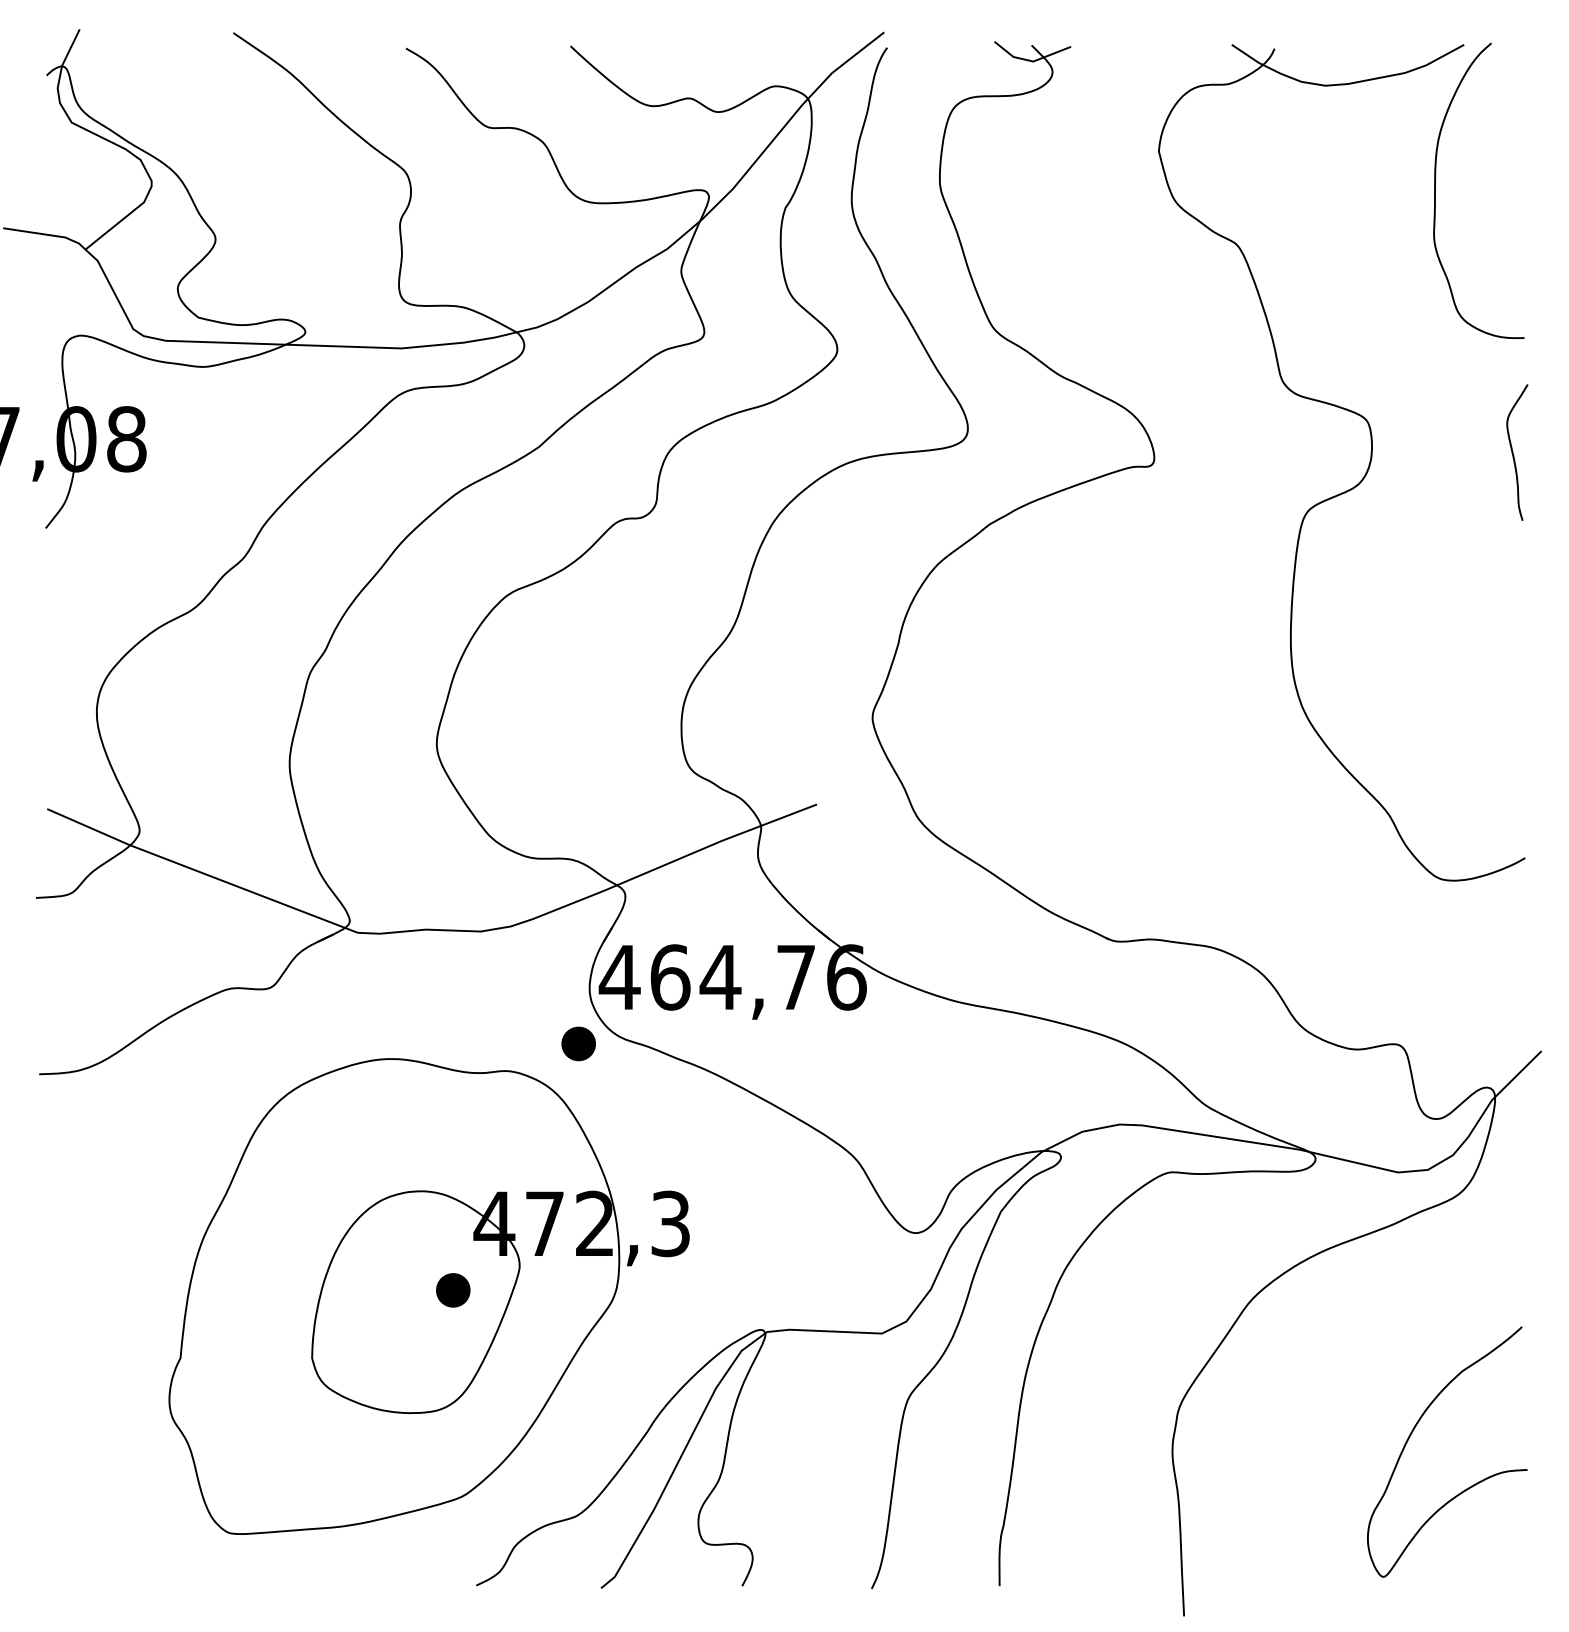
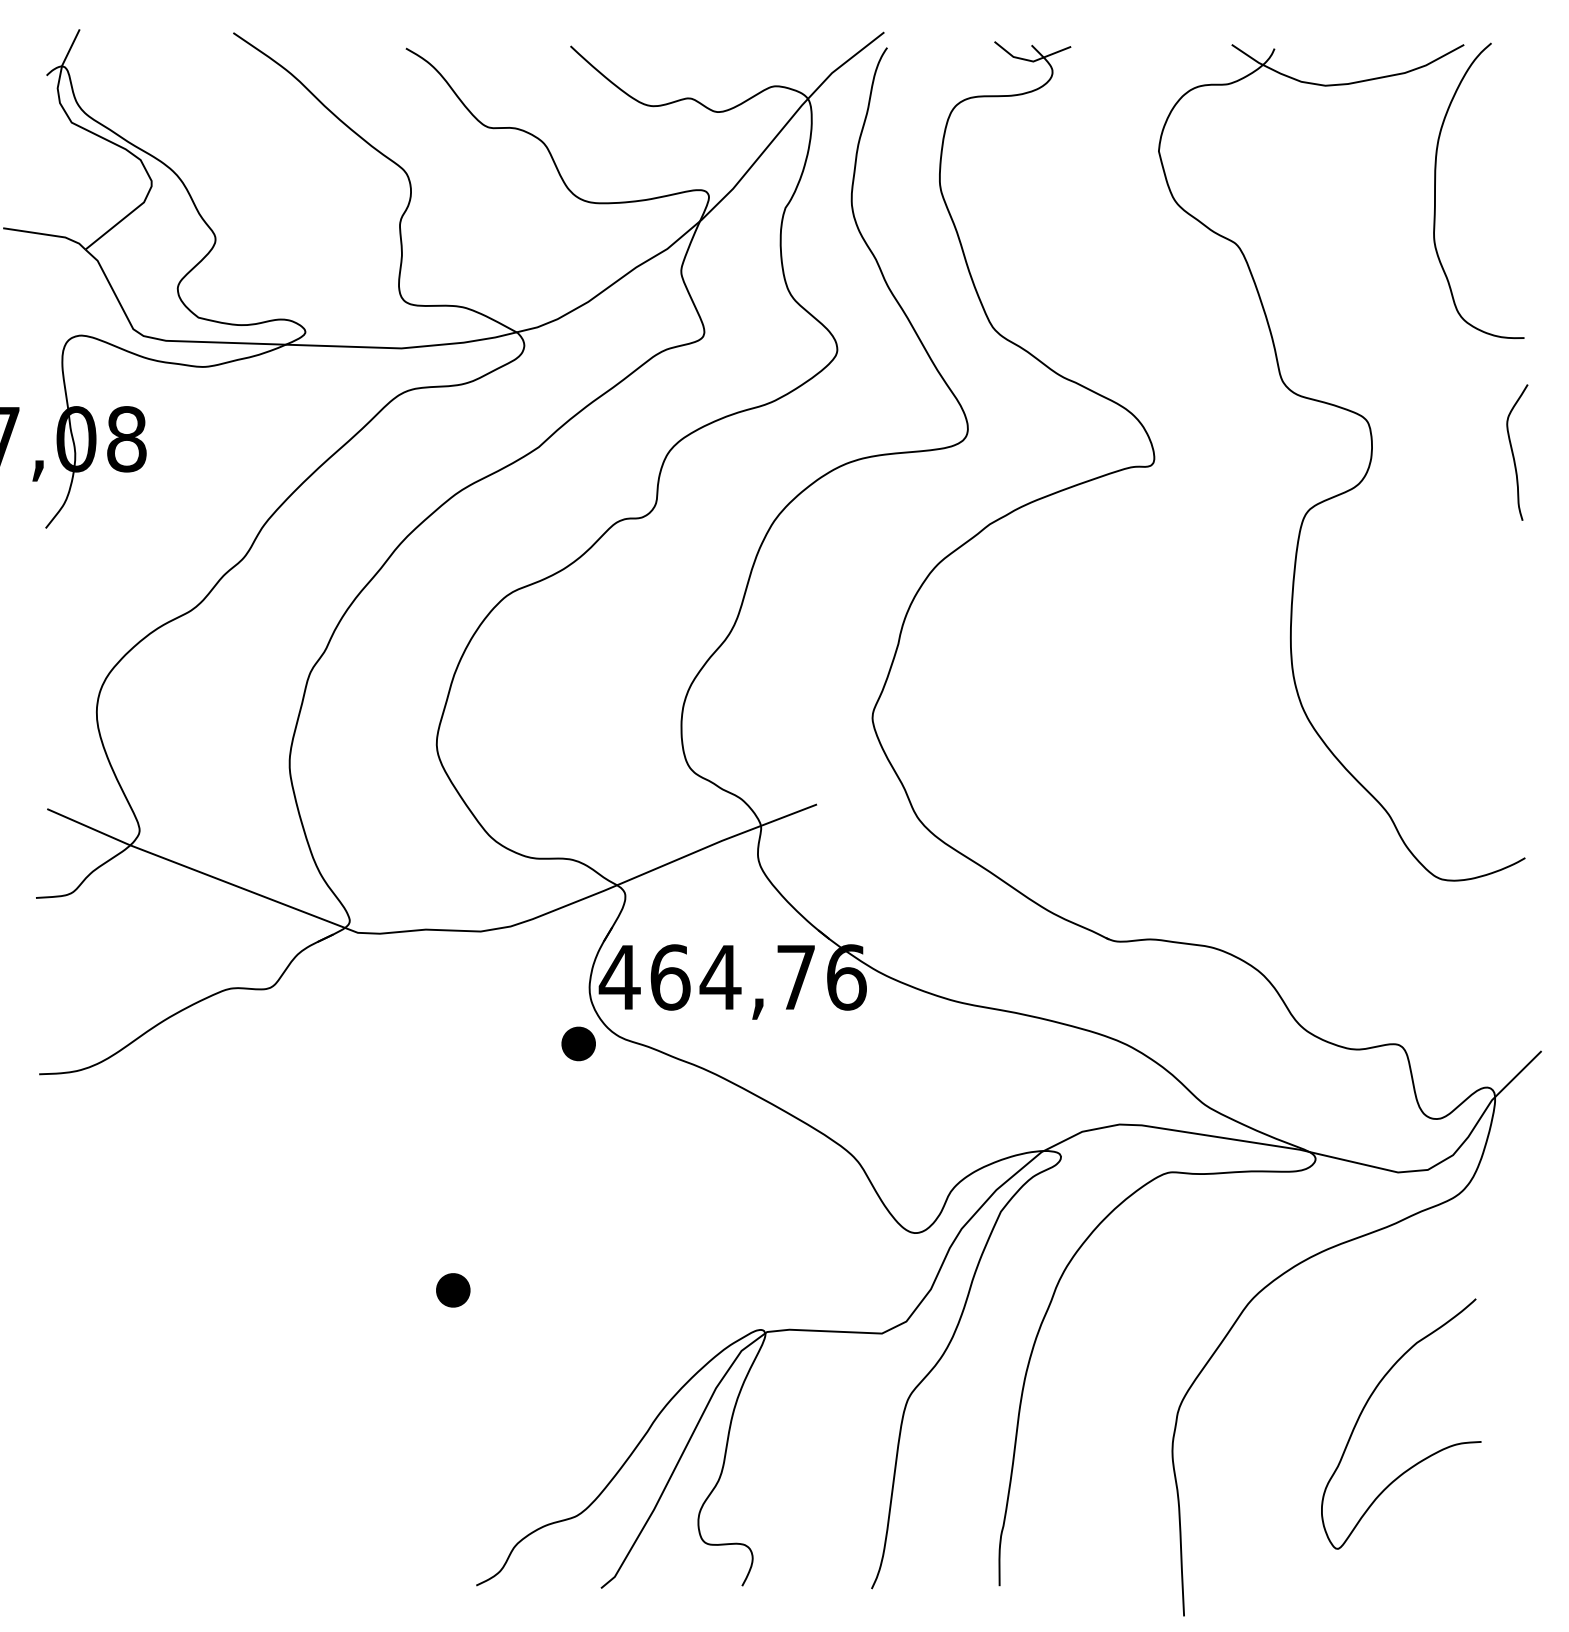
part: present -> none (428, 1296)
part position: (1412, 1433) -> (1366, 1405) (1366, 1405)
